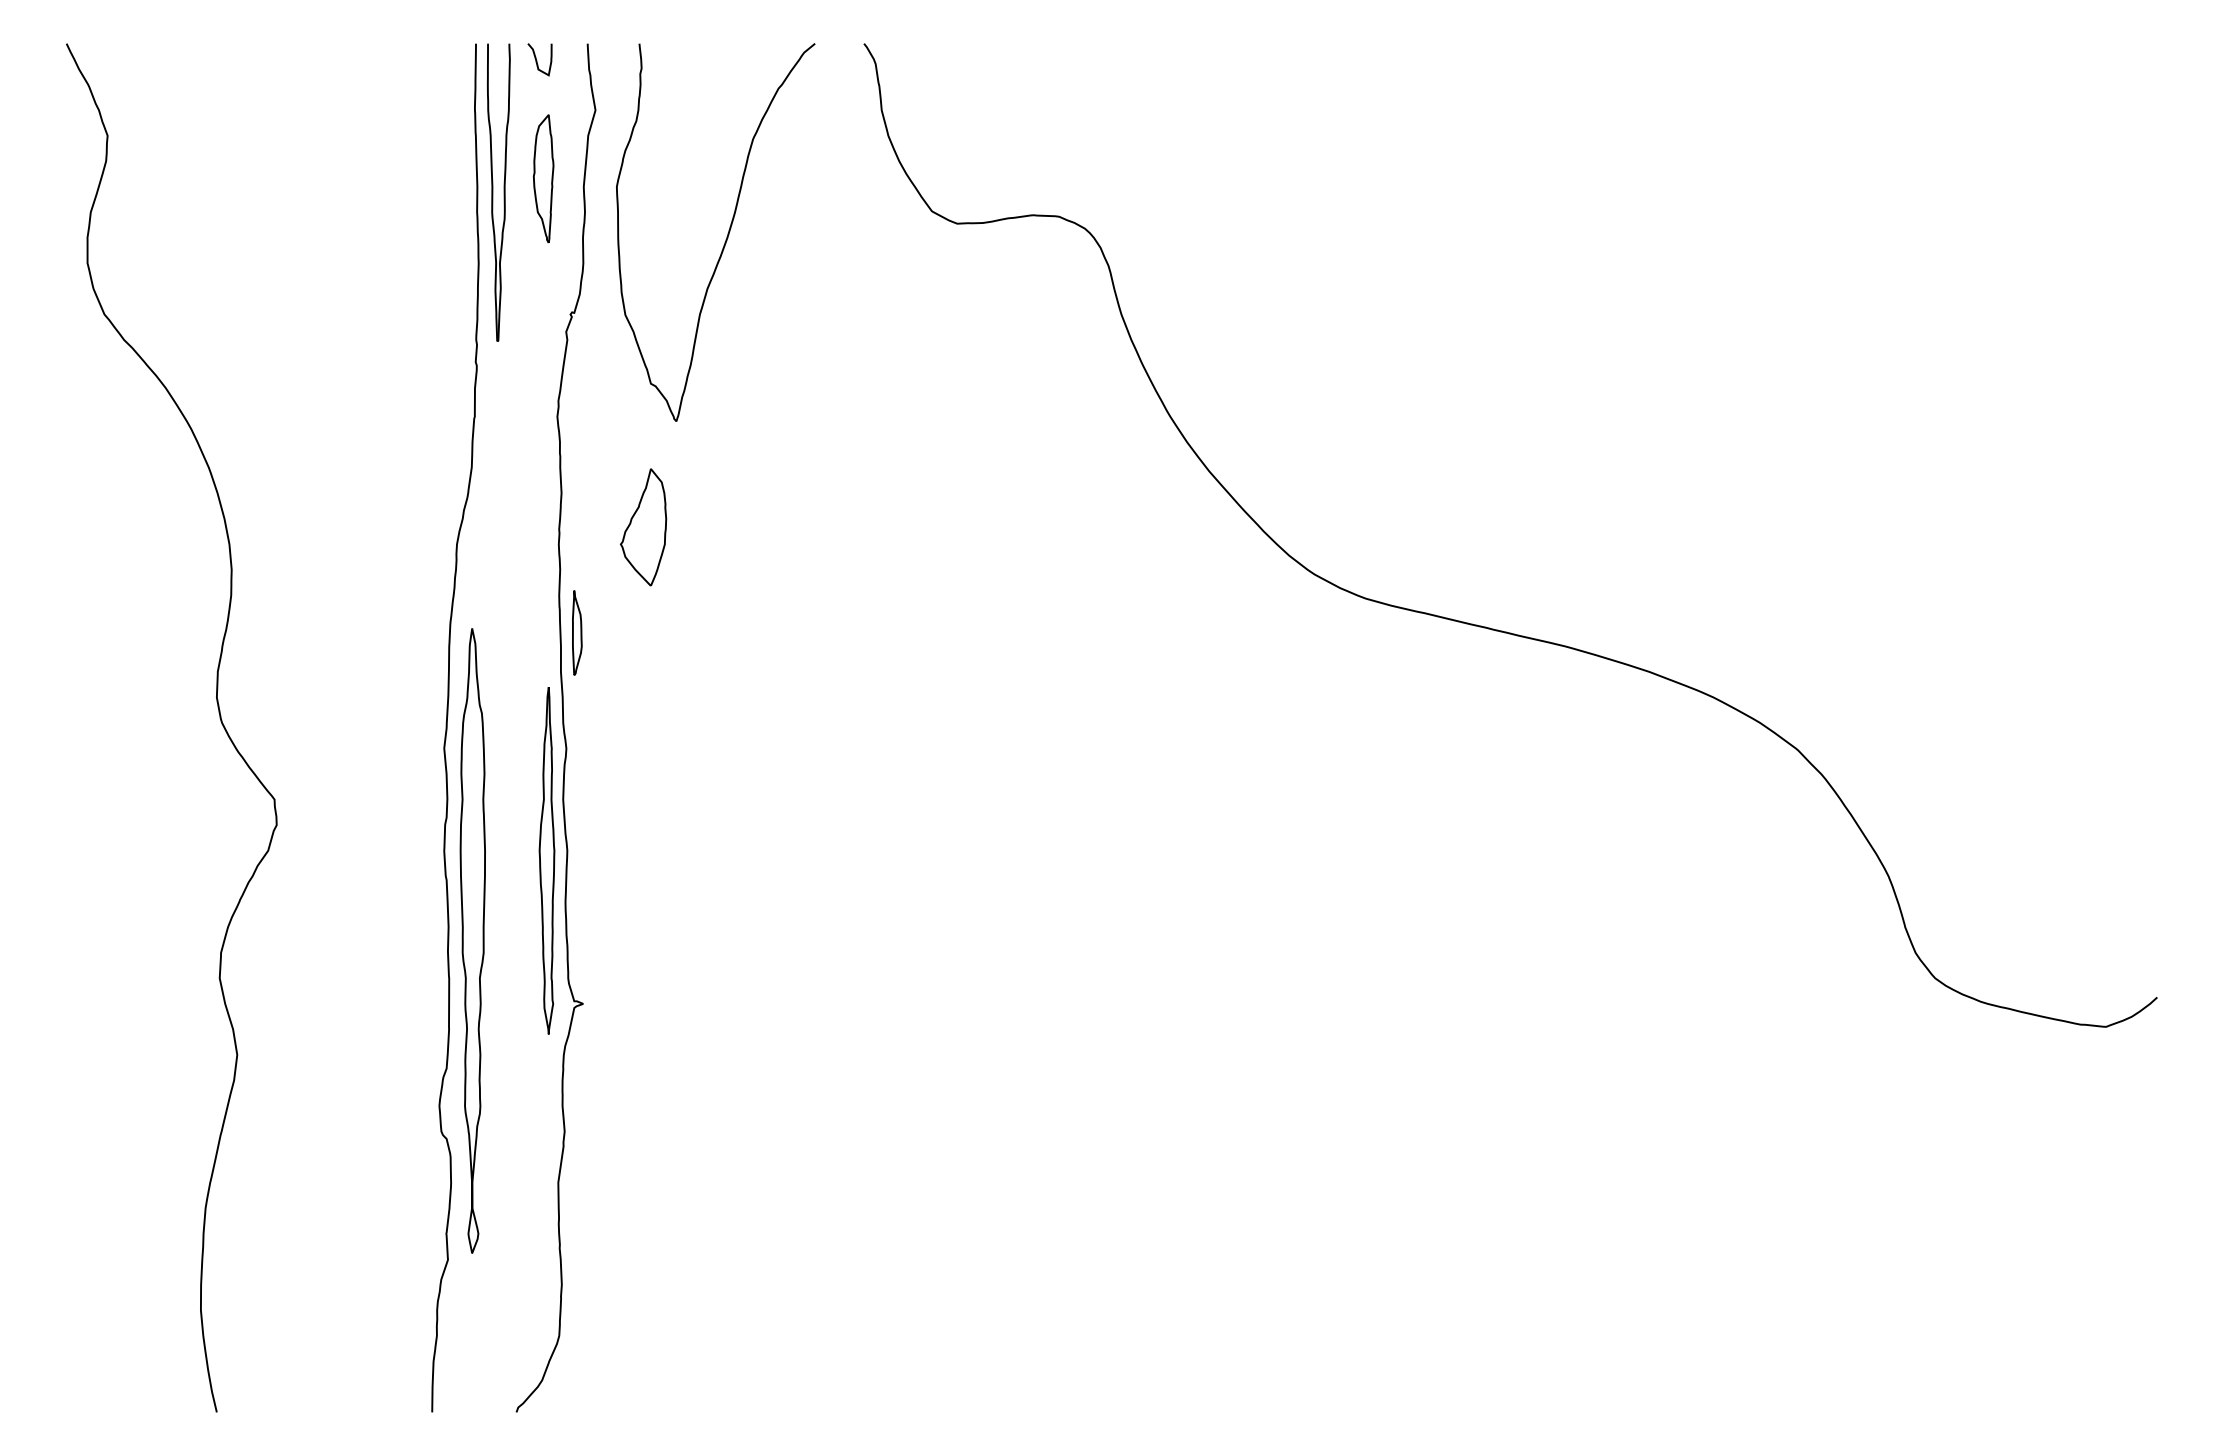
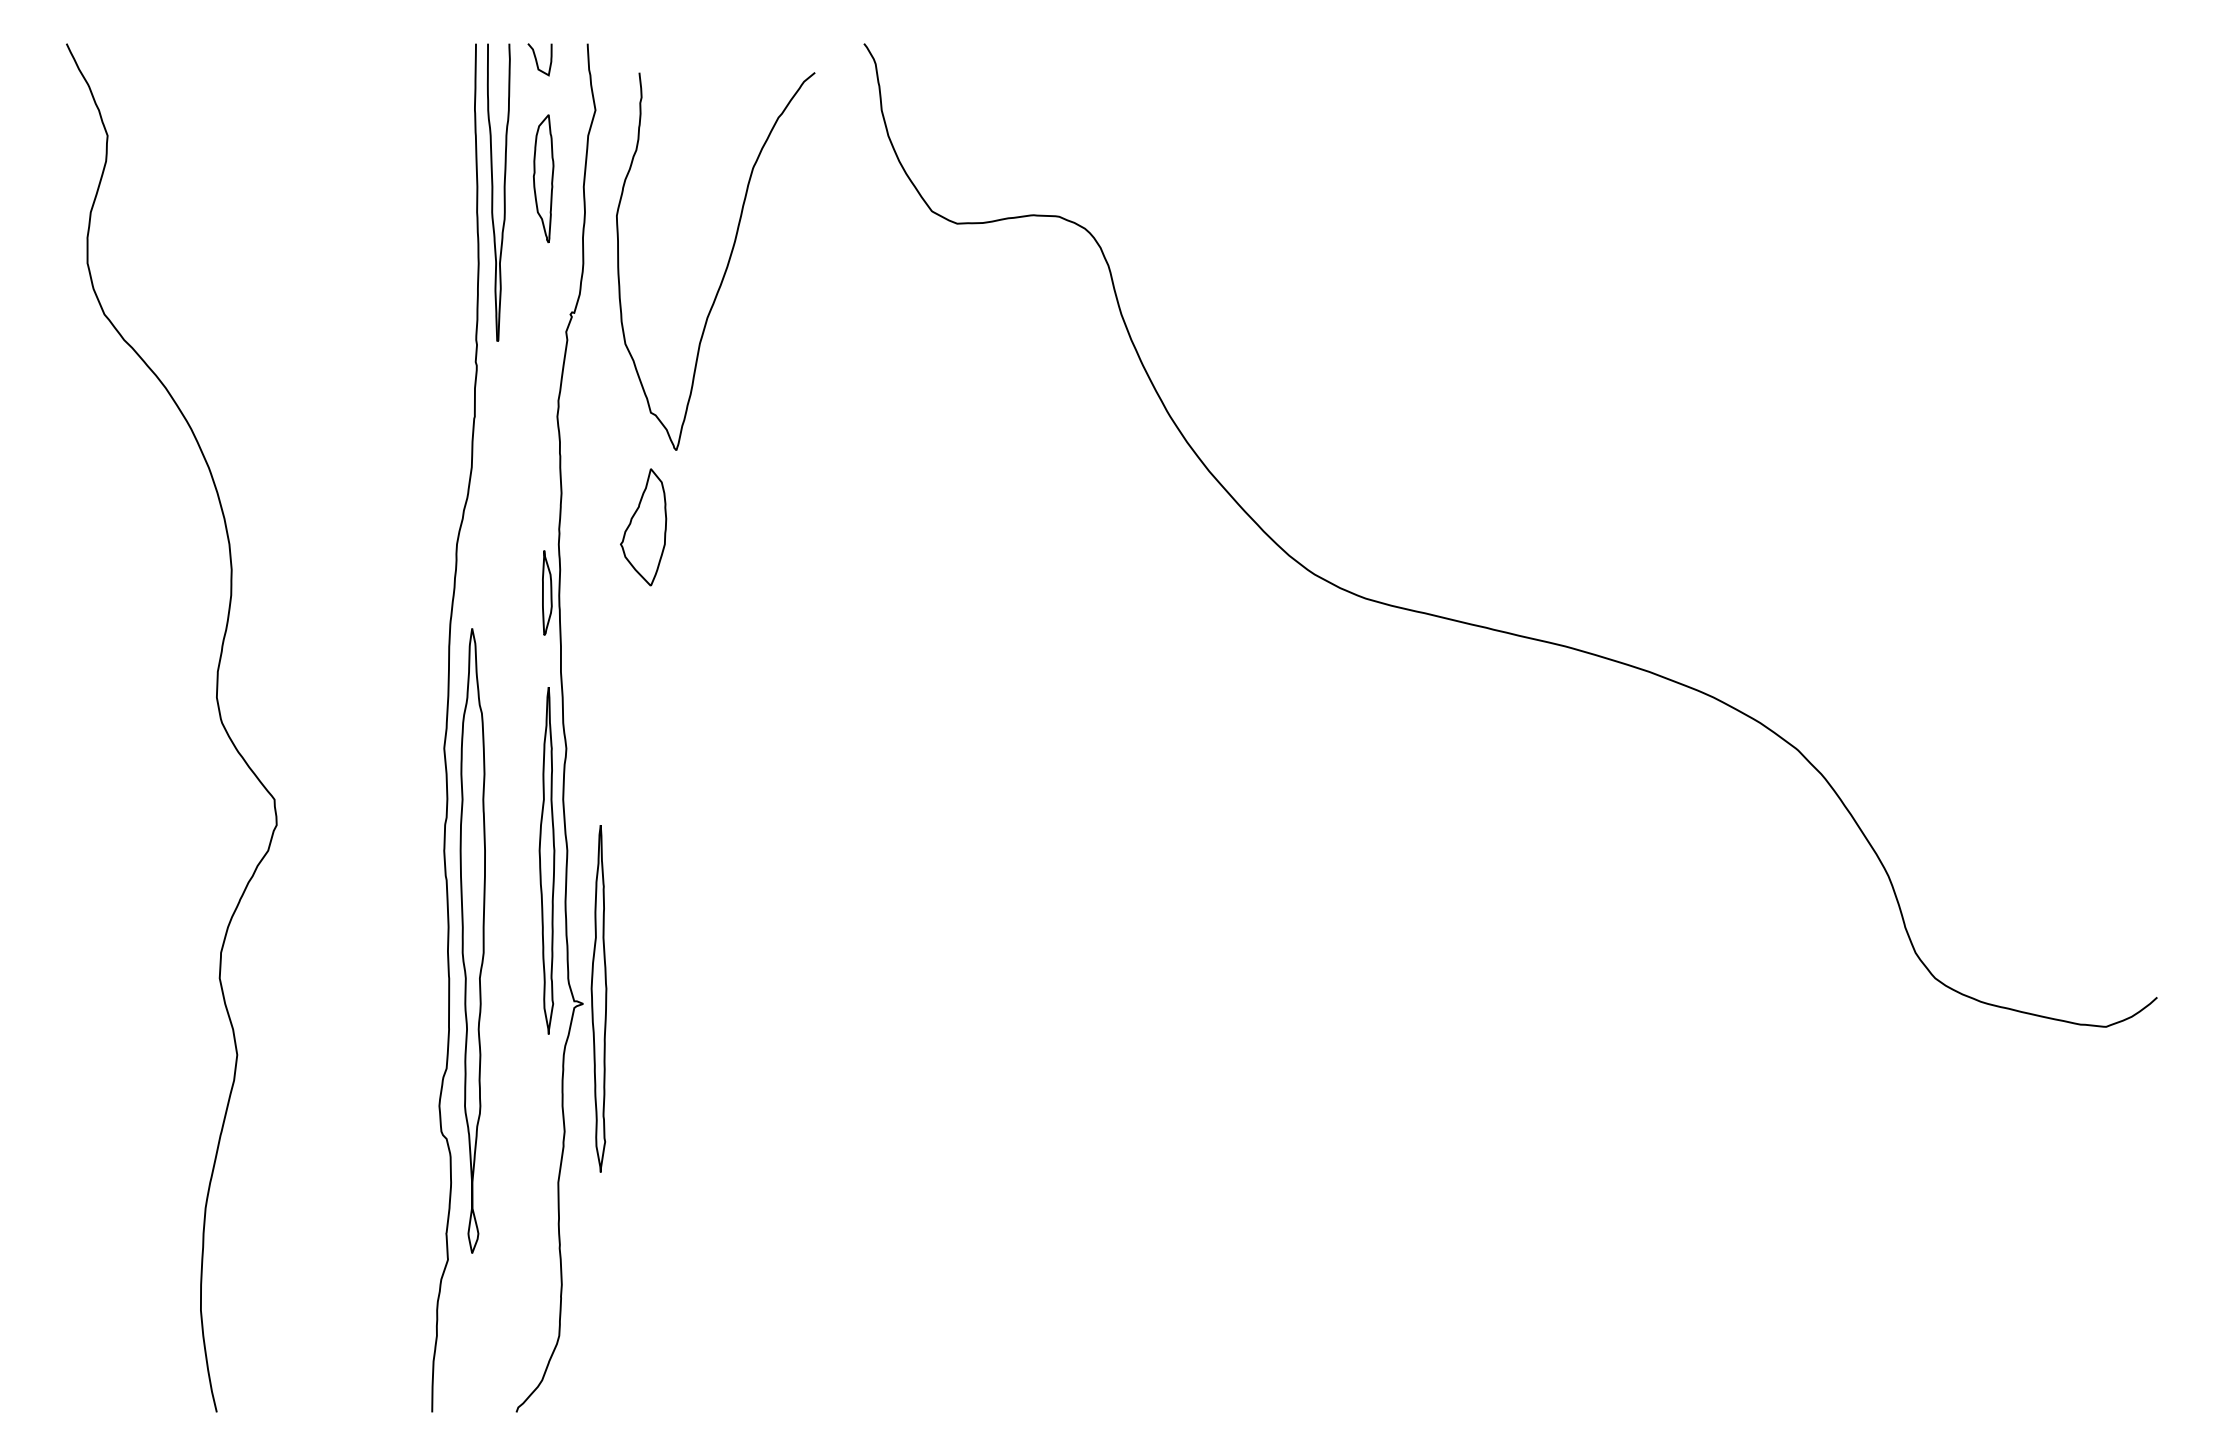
curve position: (726, 236) -> (726, 265) (726, 265)
part position: (577, 632) -> (547, 592) (547, 592)
part: none -> present (598, 998)
